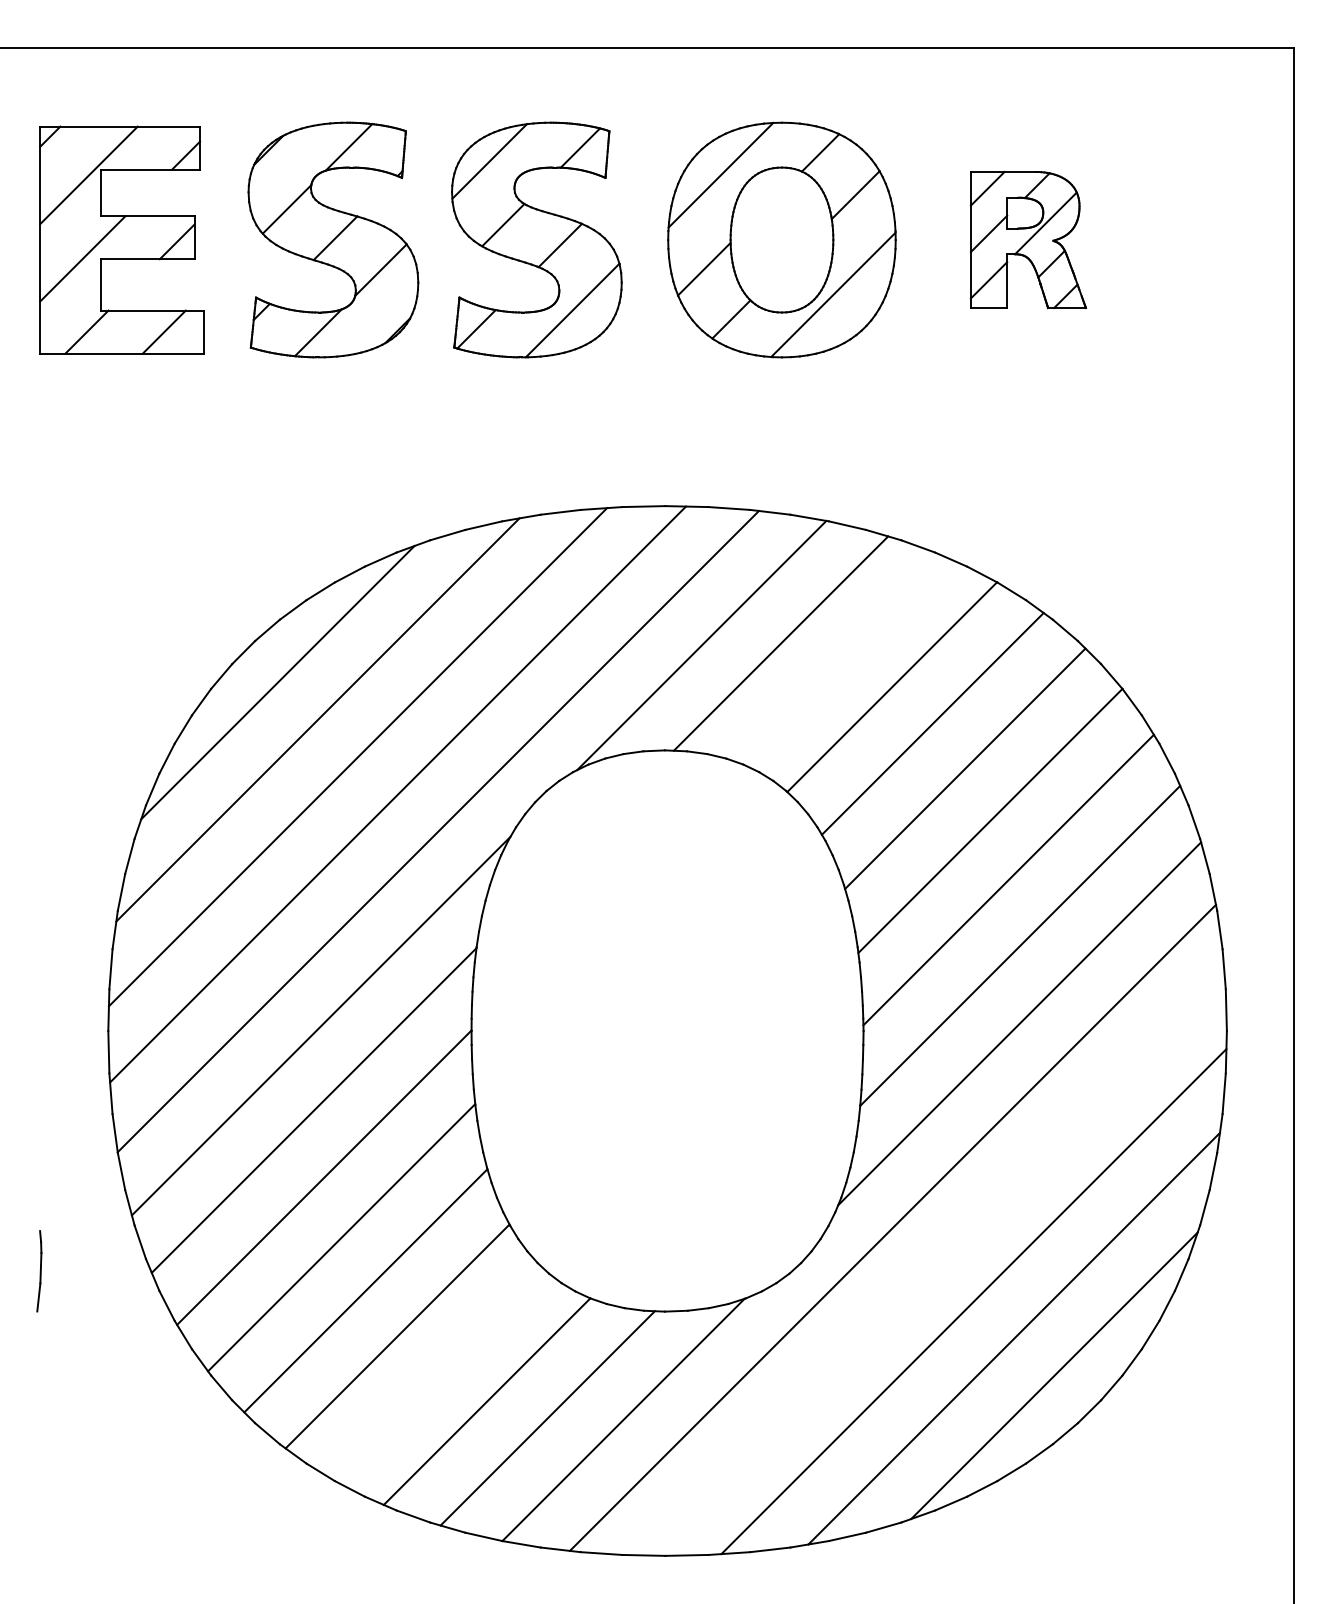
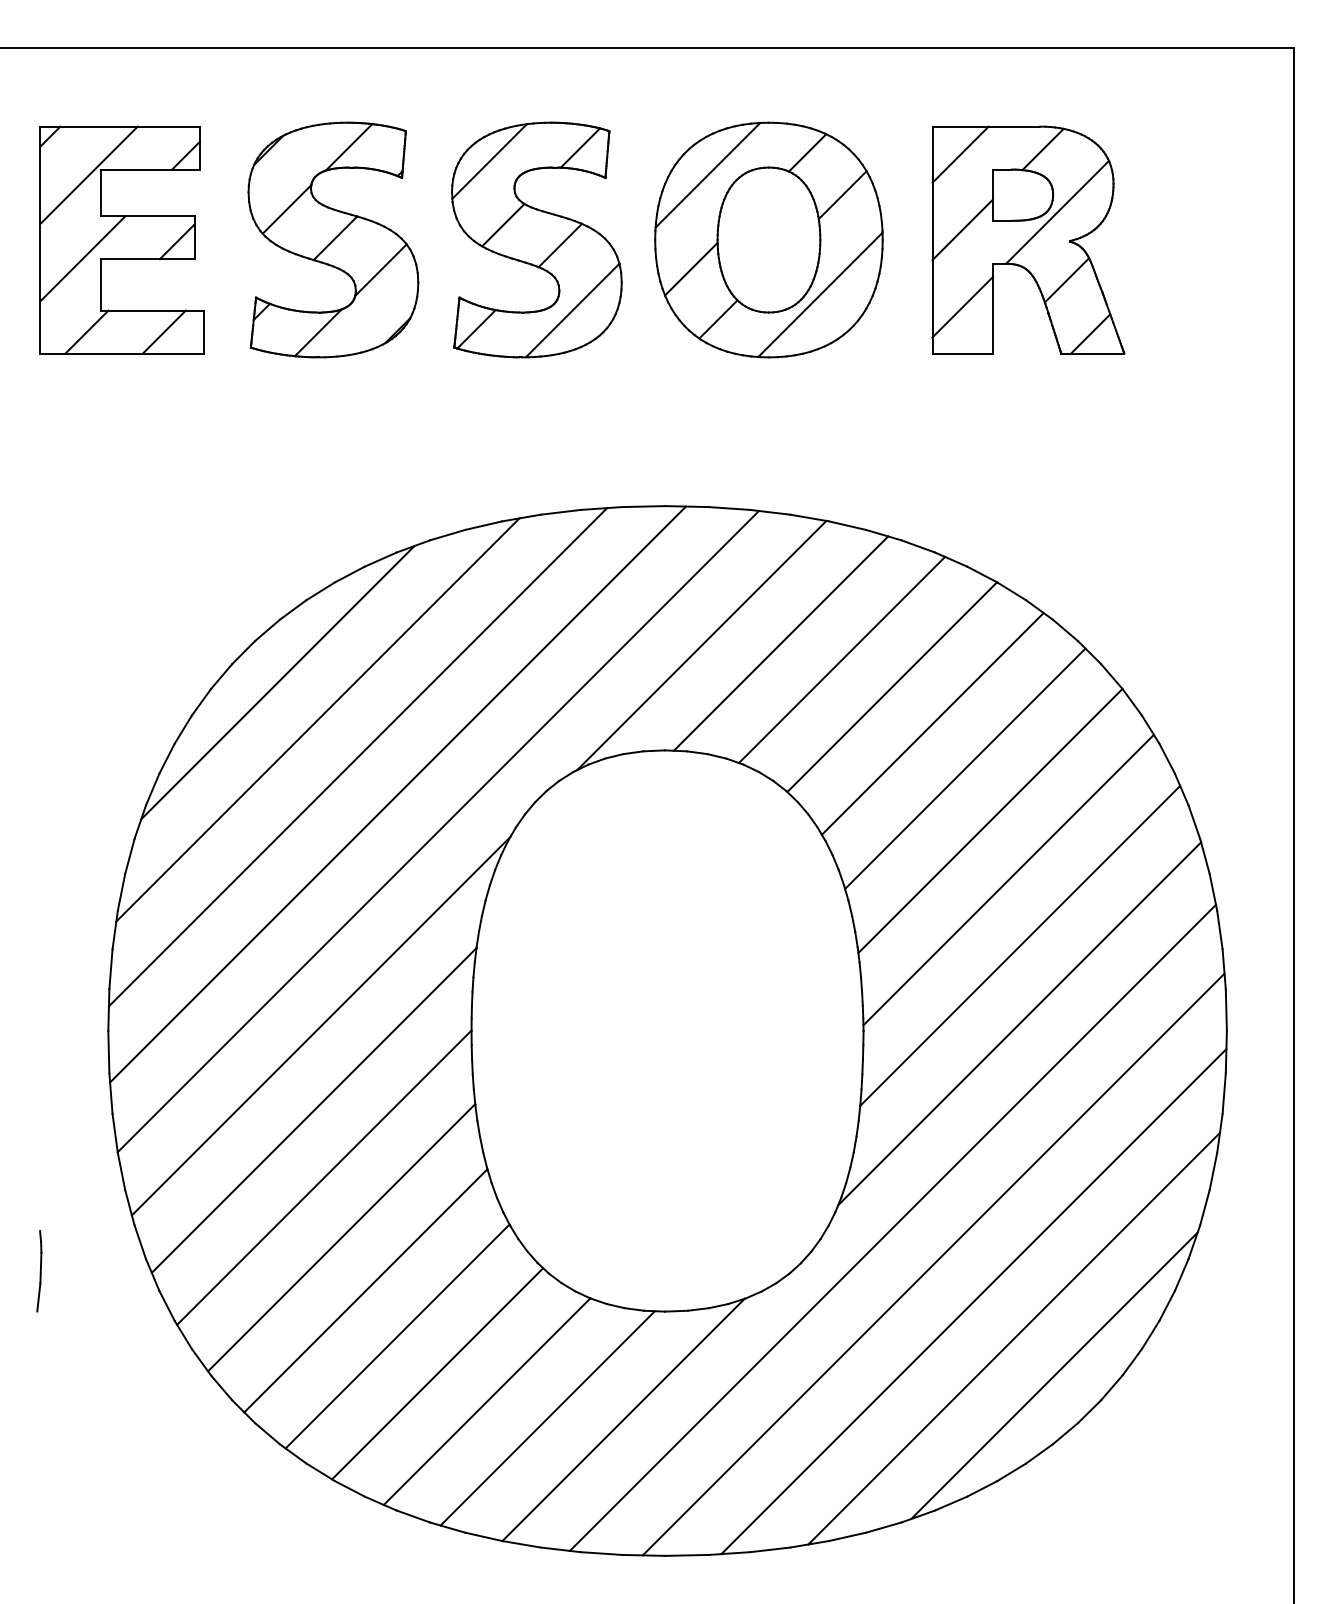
part position: (781, 239) -> (768, 239) (768, 239)
part size: 118x140 px -> 195x230 px (1028, 239)
line: none -> present (841, 659)
line: none -> present (933, 1264)
line: none -> present (437, 1373)
